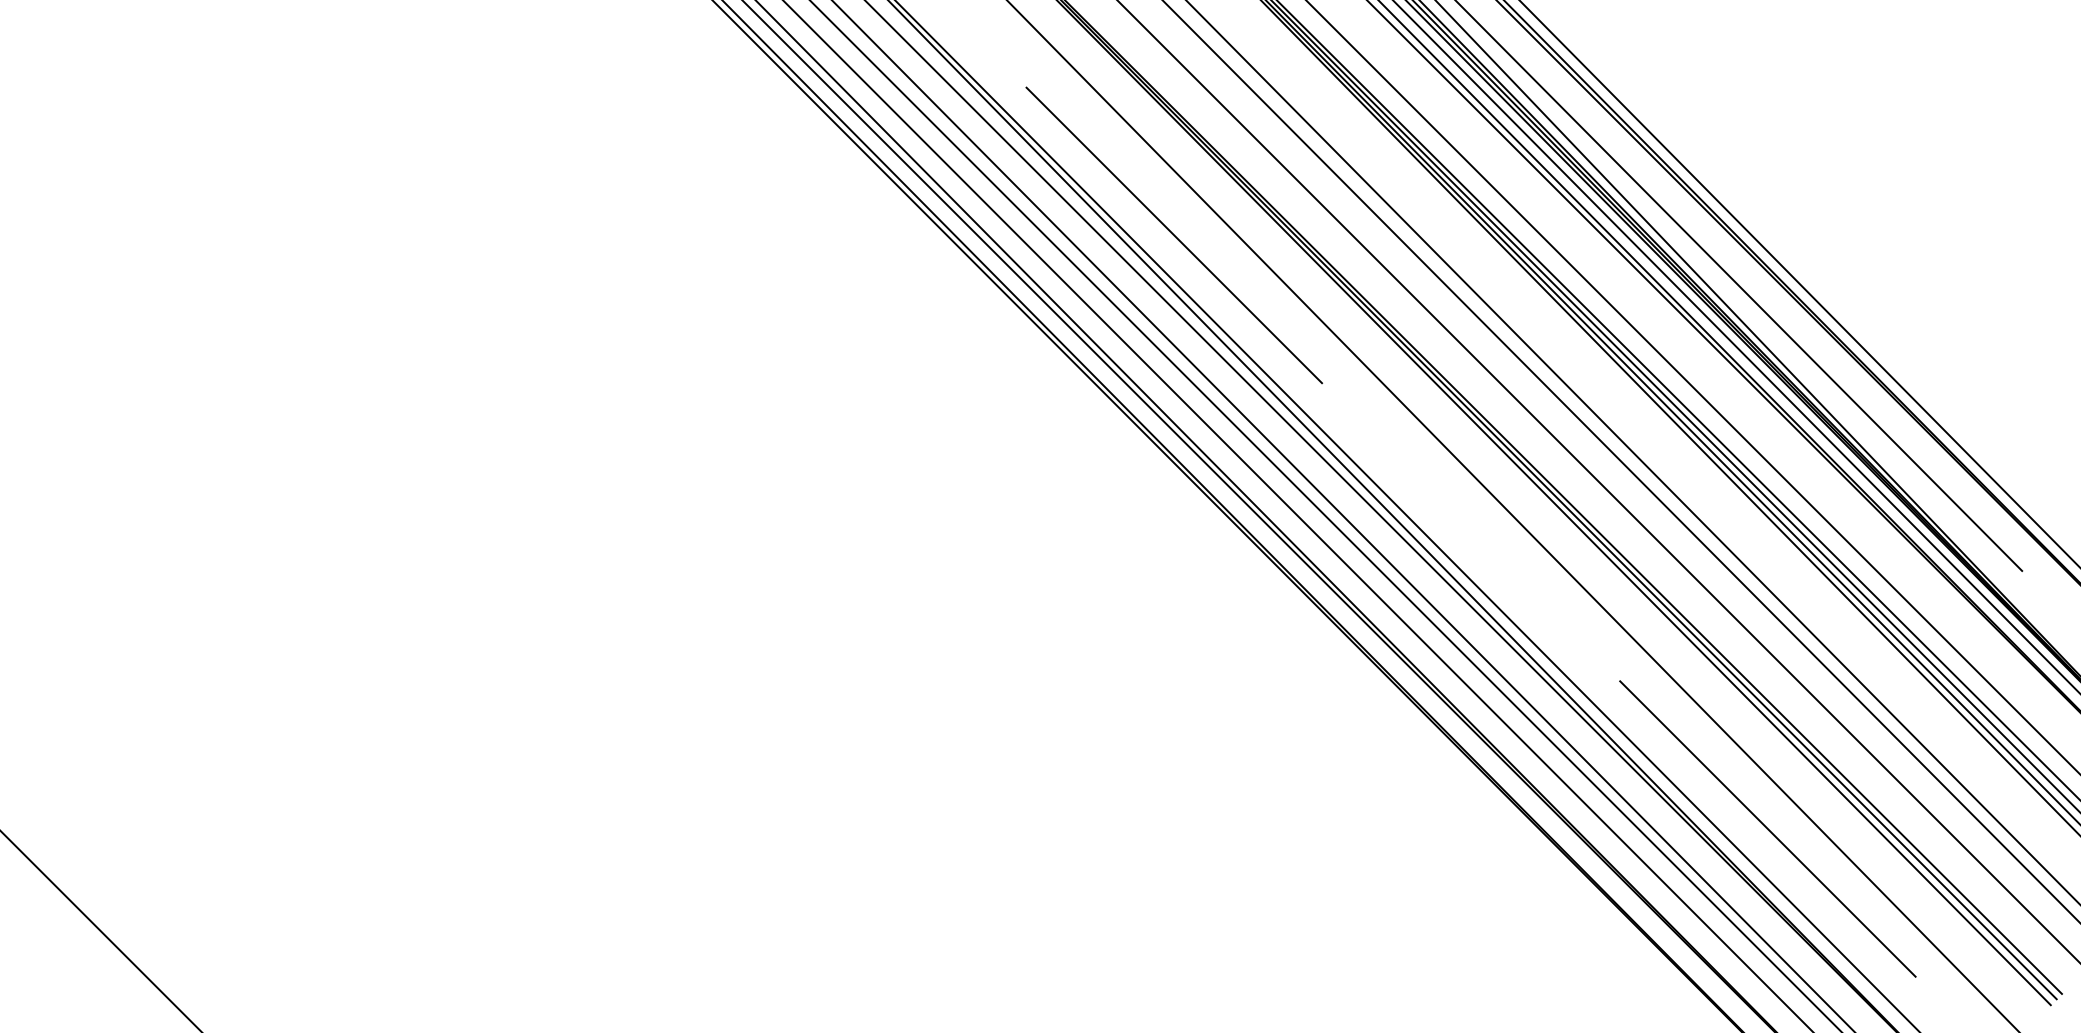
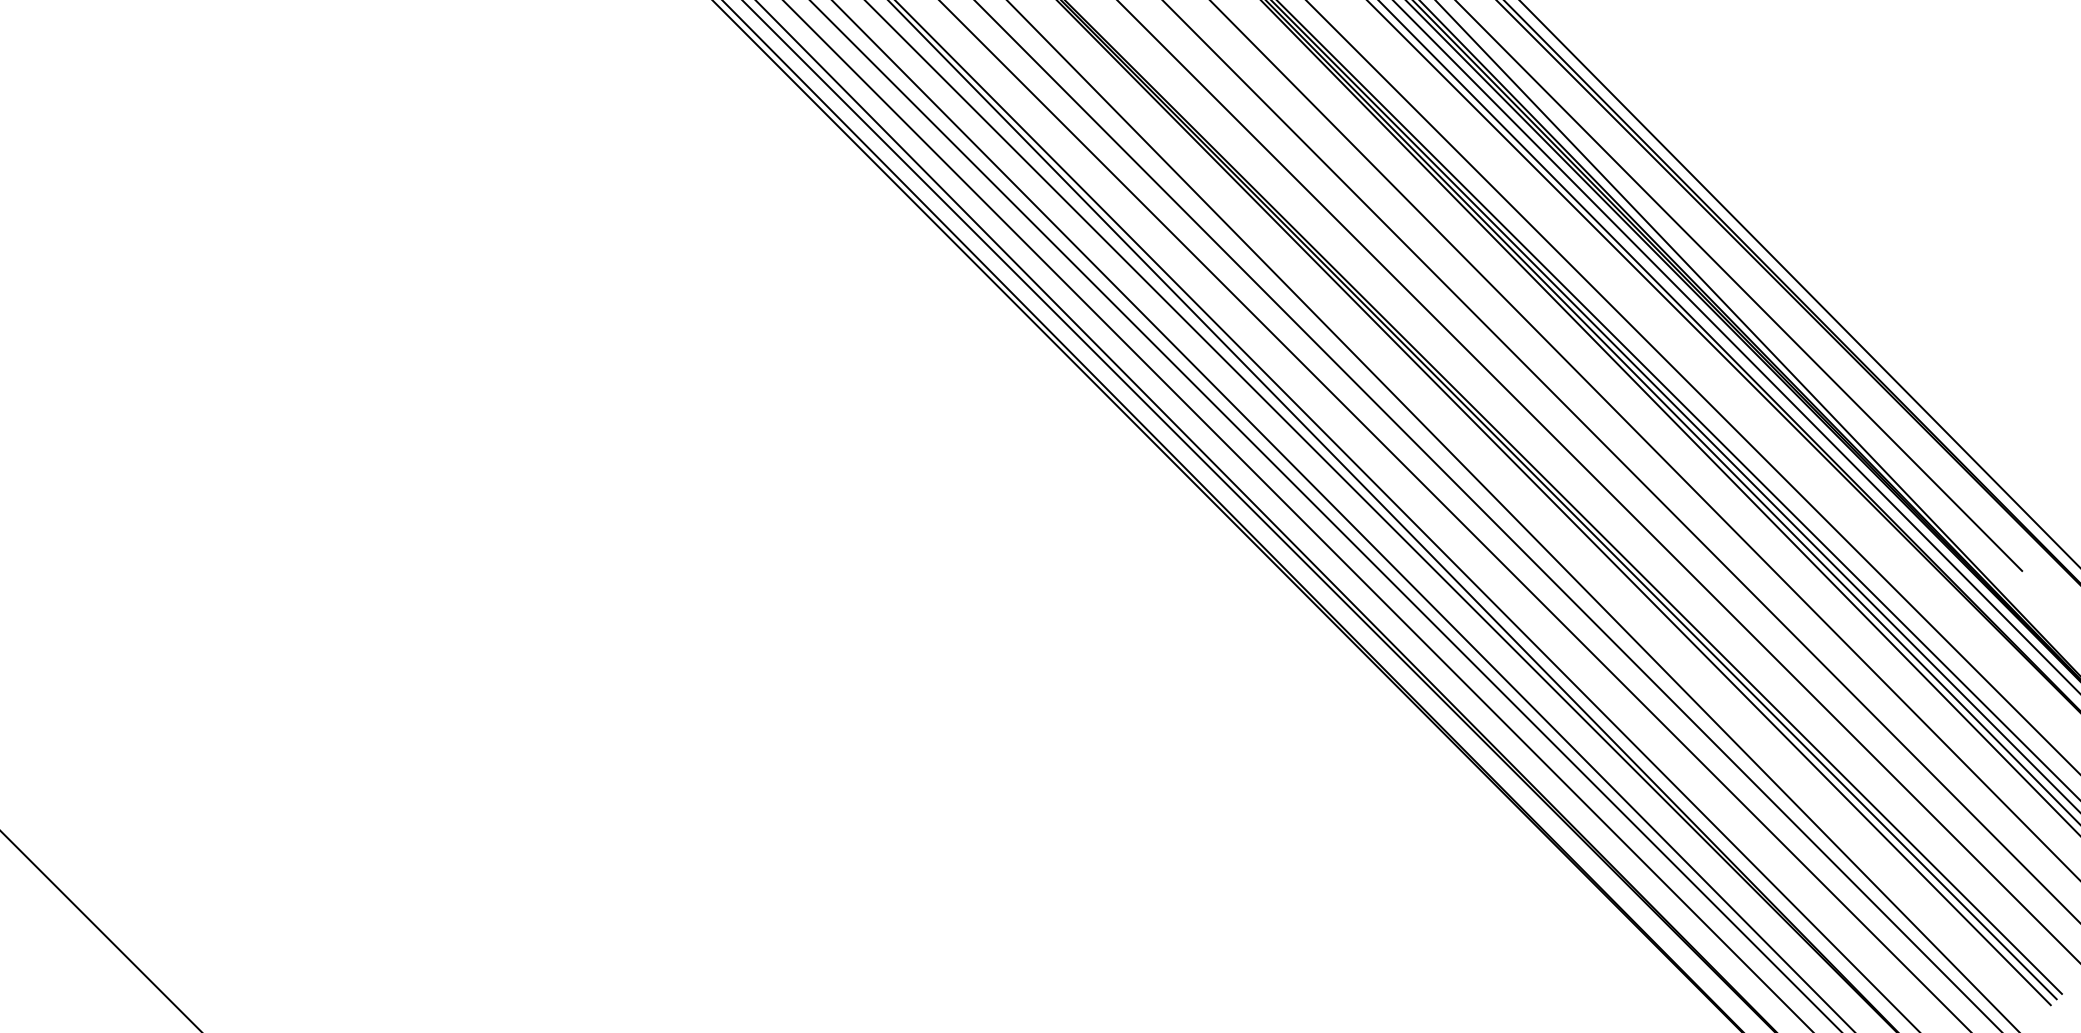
line position: (1632, 452) -> (1644, 439) (1644, 439)
line: none -> present (1487, 515)
line: dashed -> solid (1455, 516)
